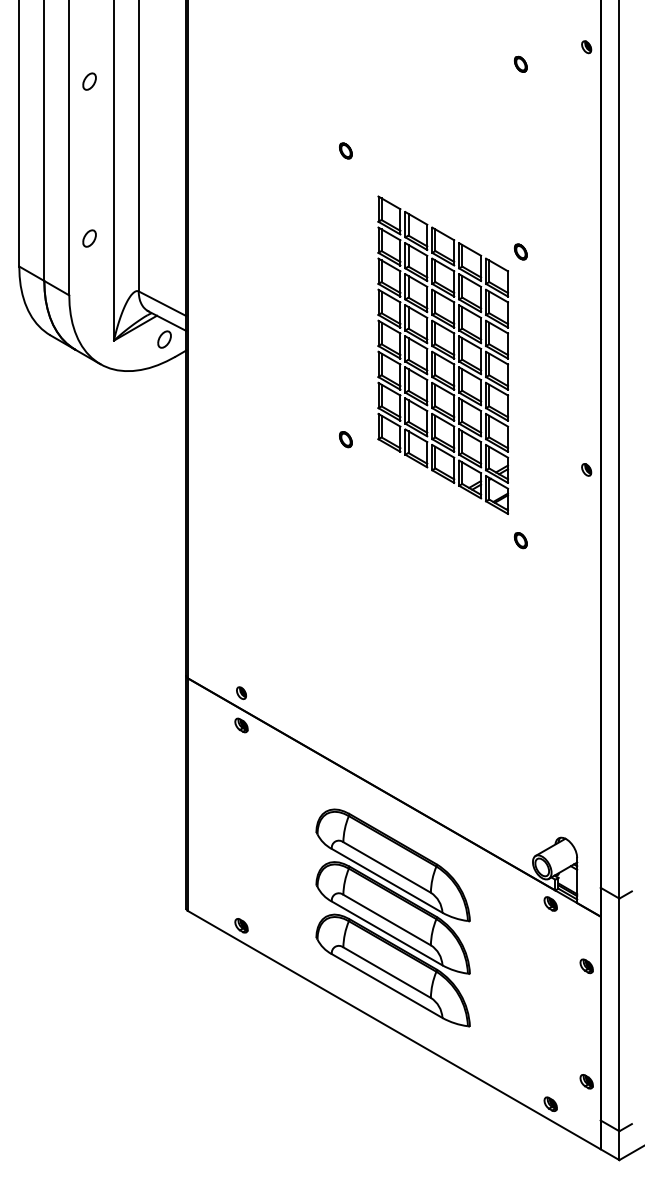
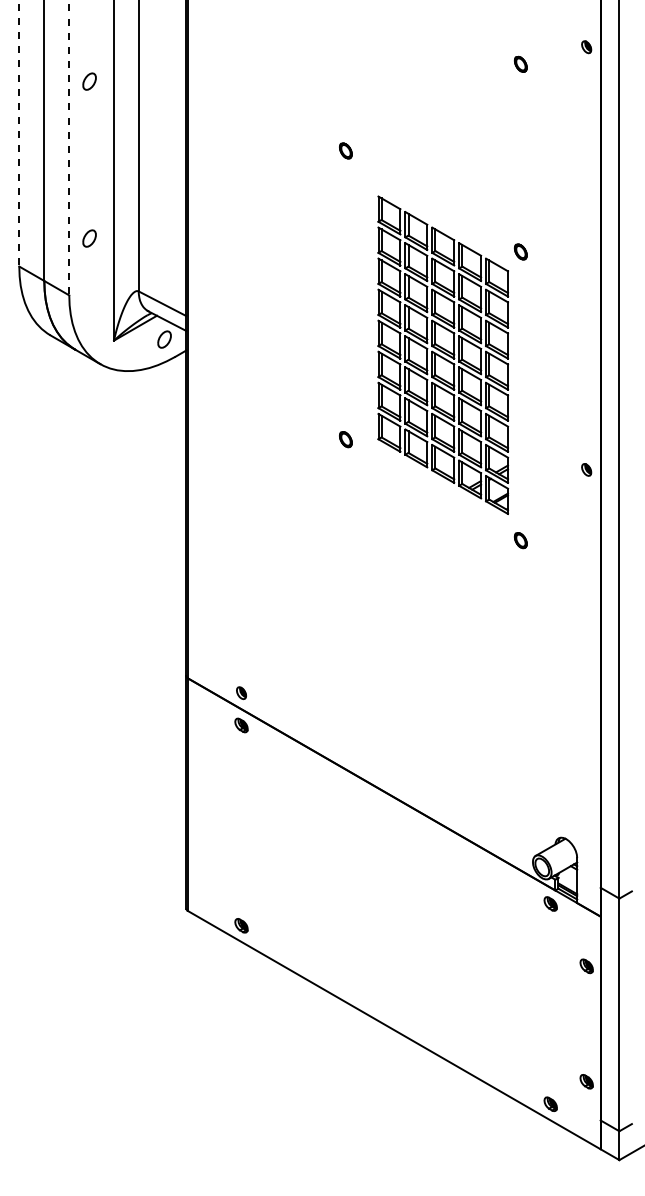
line: solid -> dashed (19, 133)
line: solid -> dashed (69, 147)
part: present -> none (392, 917)
